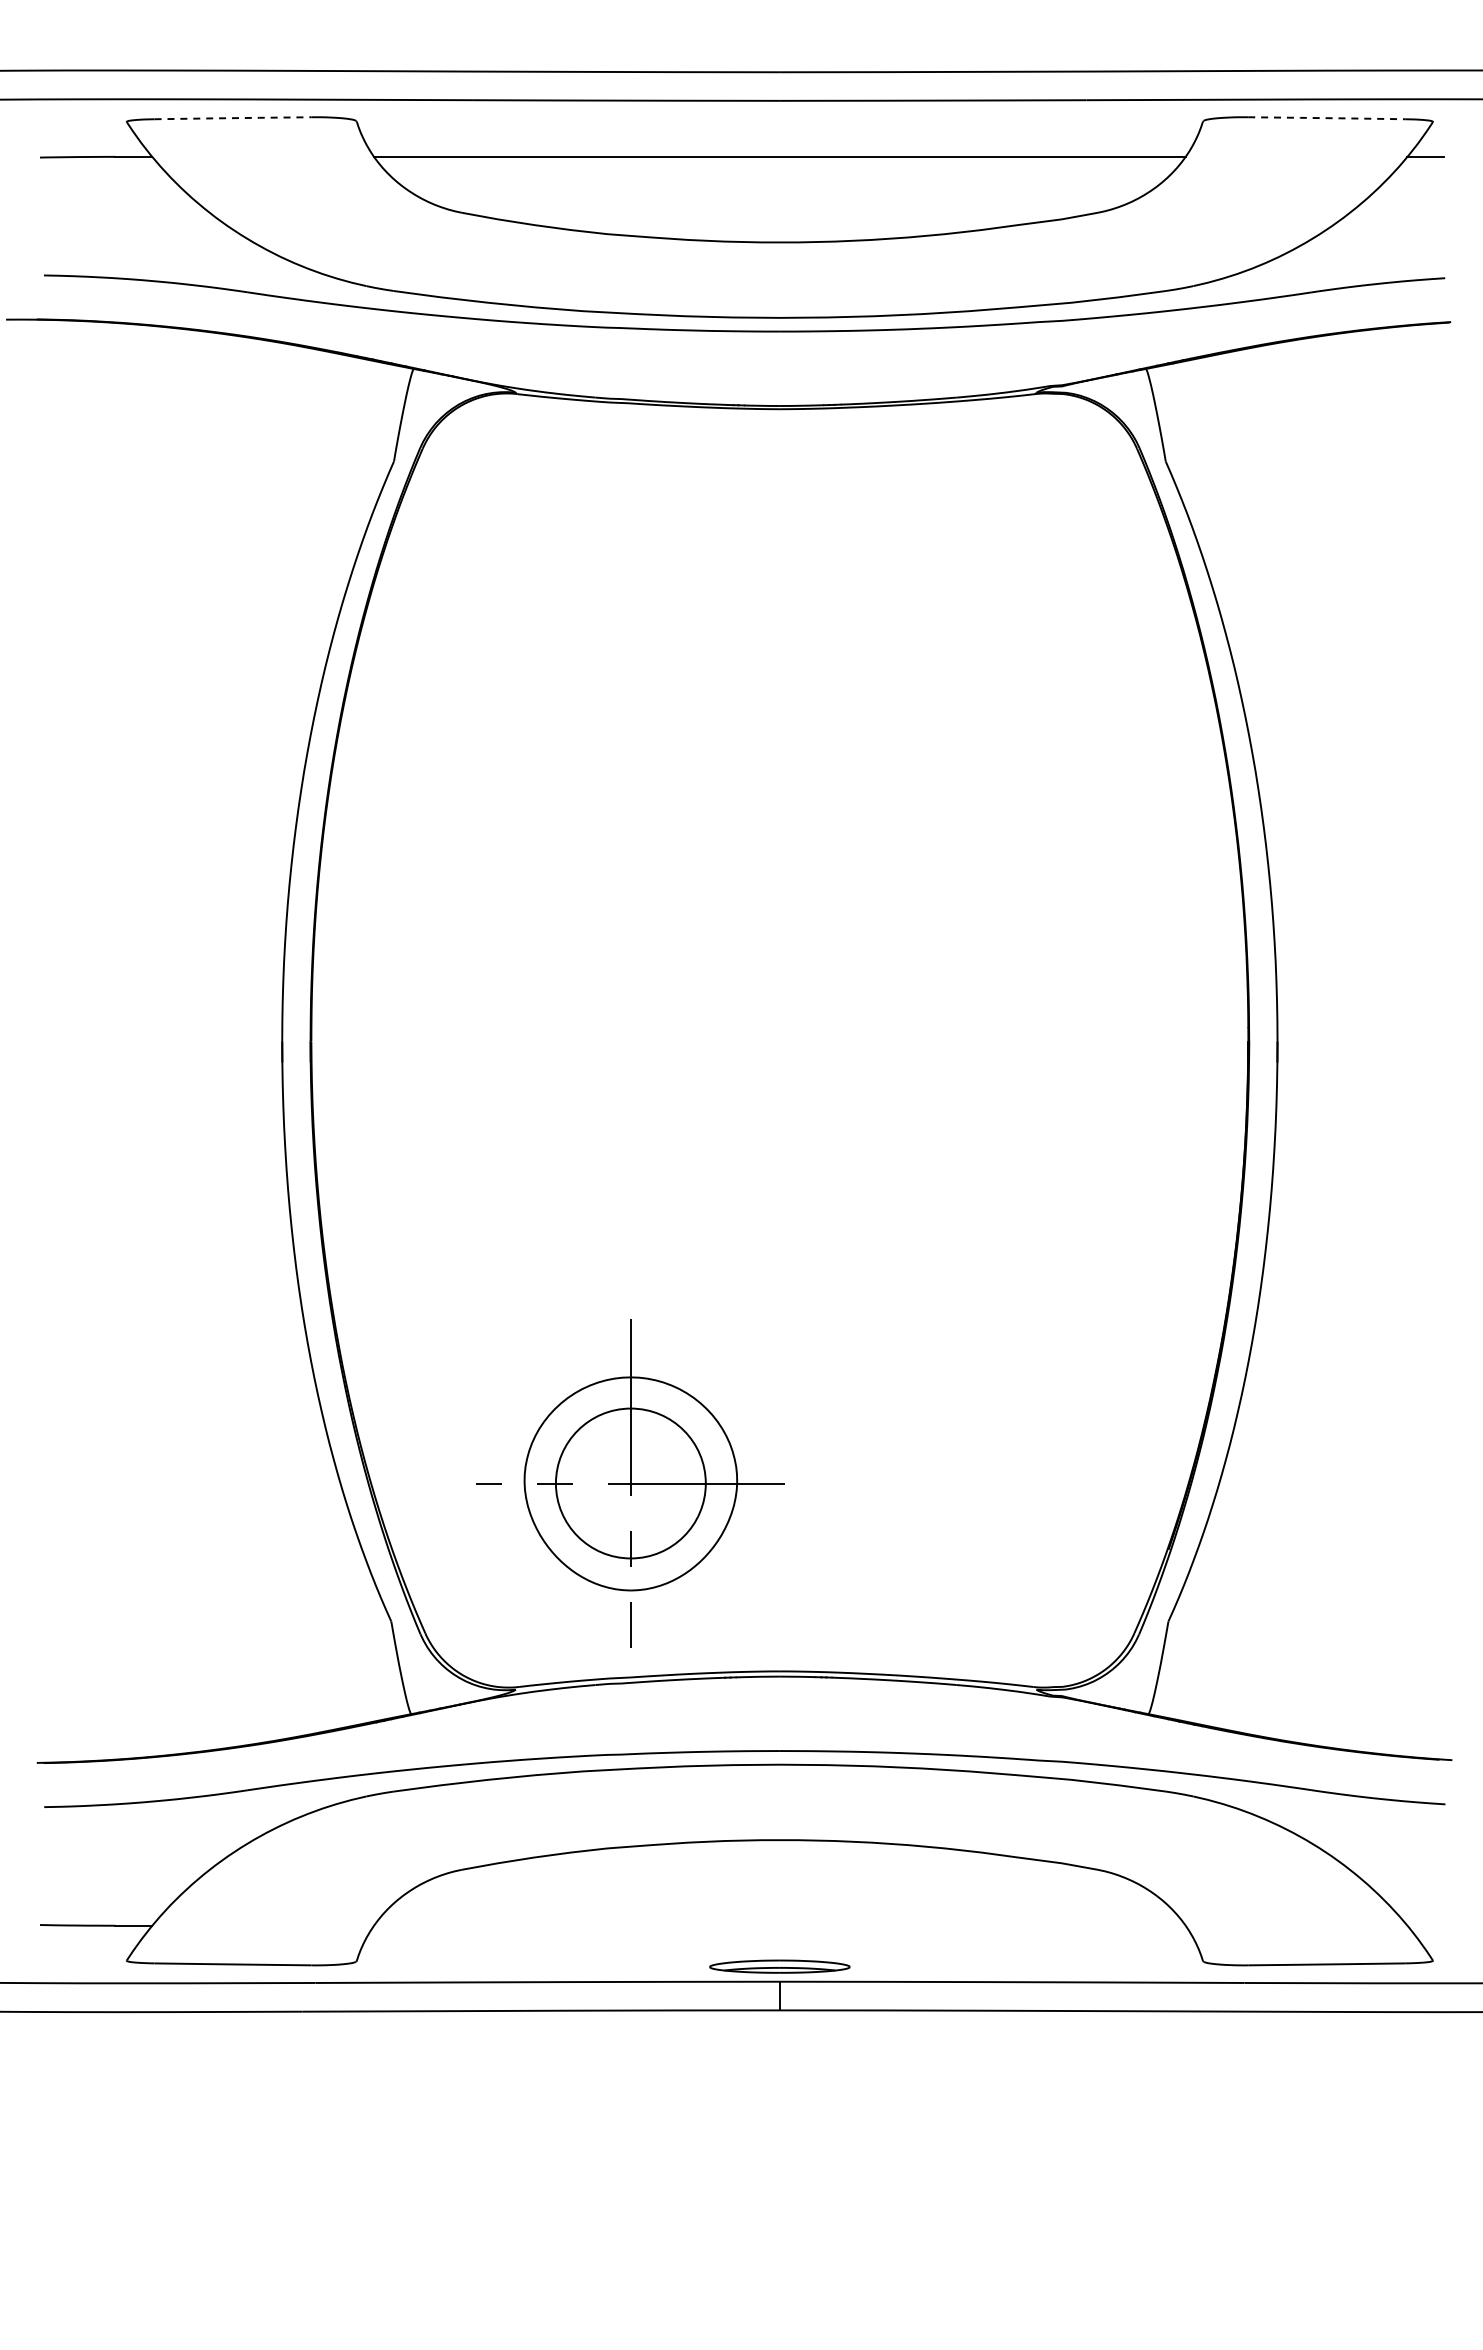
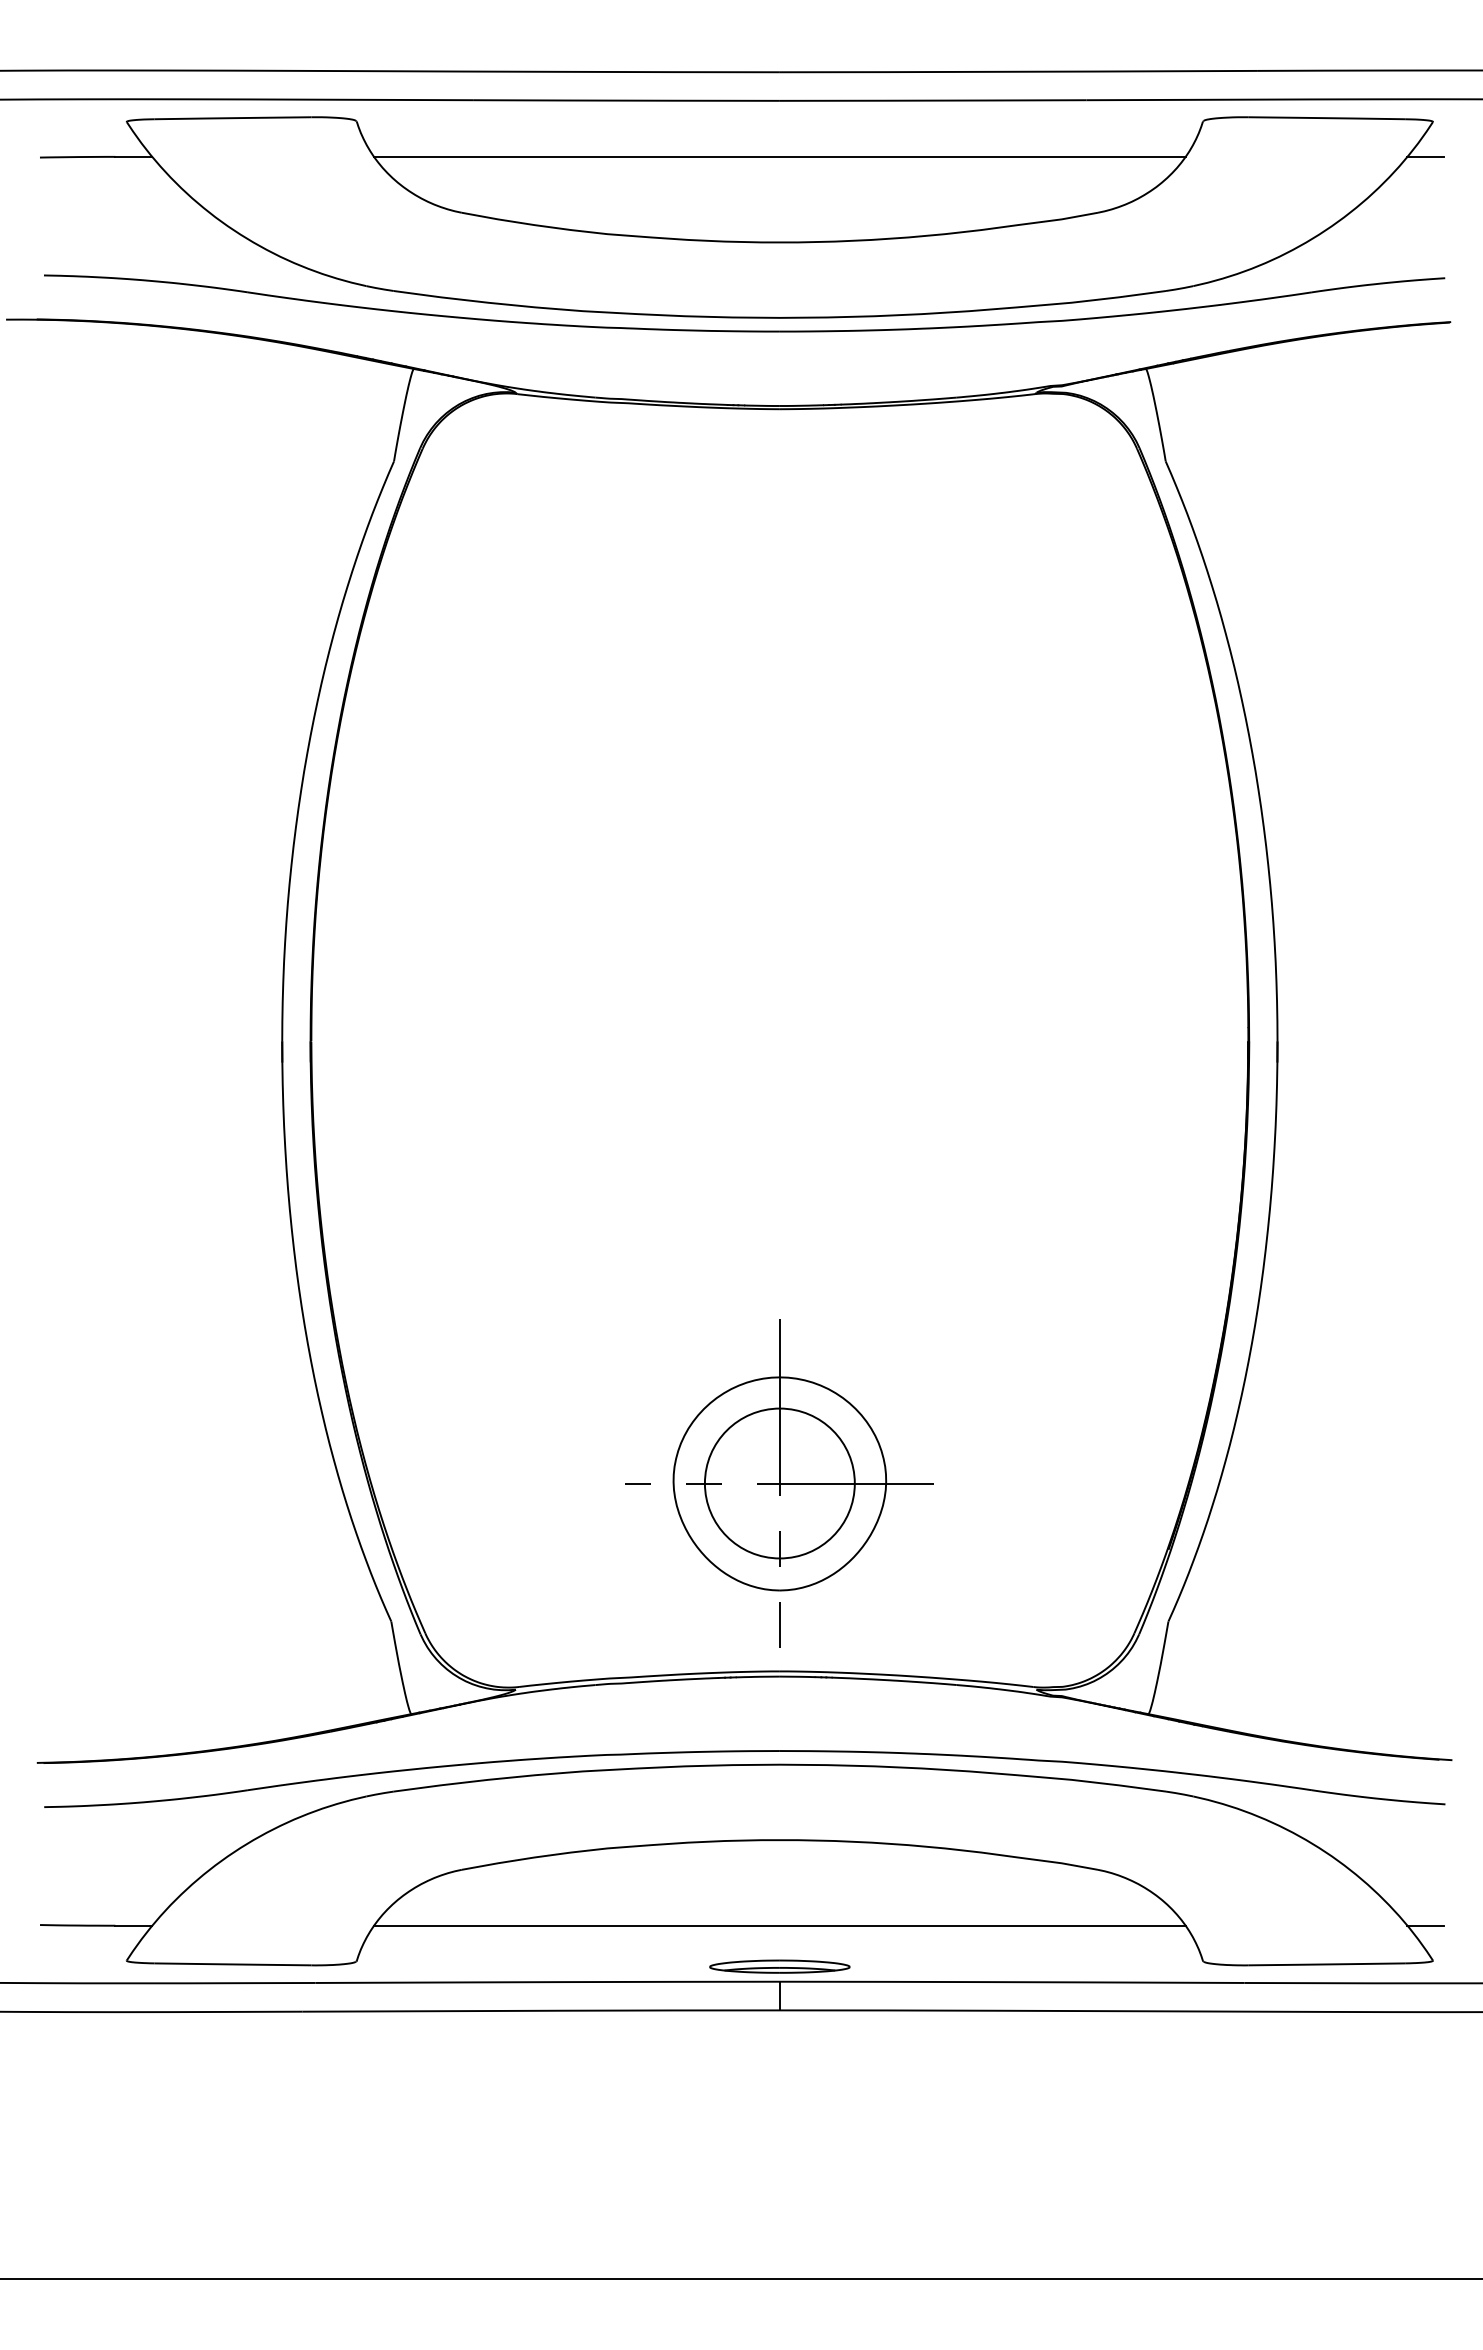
line: dashed -> solid (233, 118)
line: dashed -> solid (1327, 118)
part position: (630, 1483) -> (779, 1483) (779, 1483)
line: none -> present (779, 1925)
line: none -> present (1425, 1925)
line: none -> present (740, 2279)
